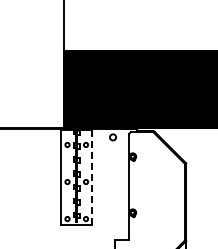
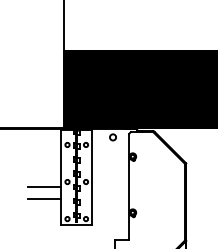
line: dashed -> solid (92, 178)
line: none -> present (44, 186)
line: none -> present (44, 198)
